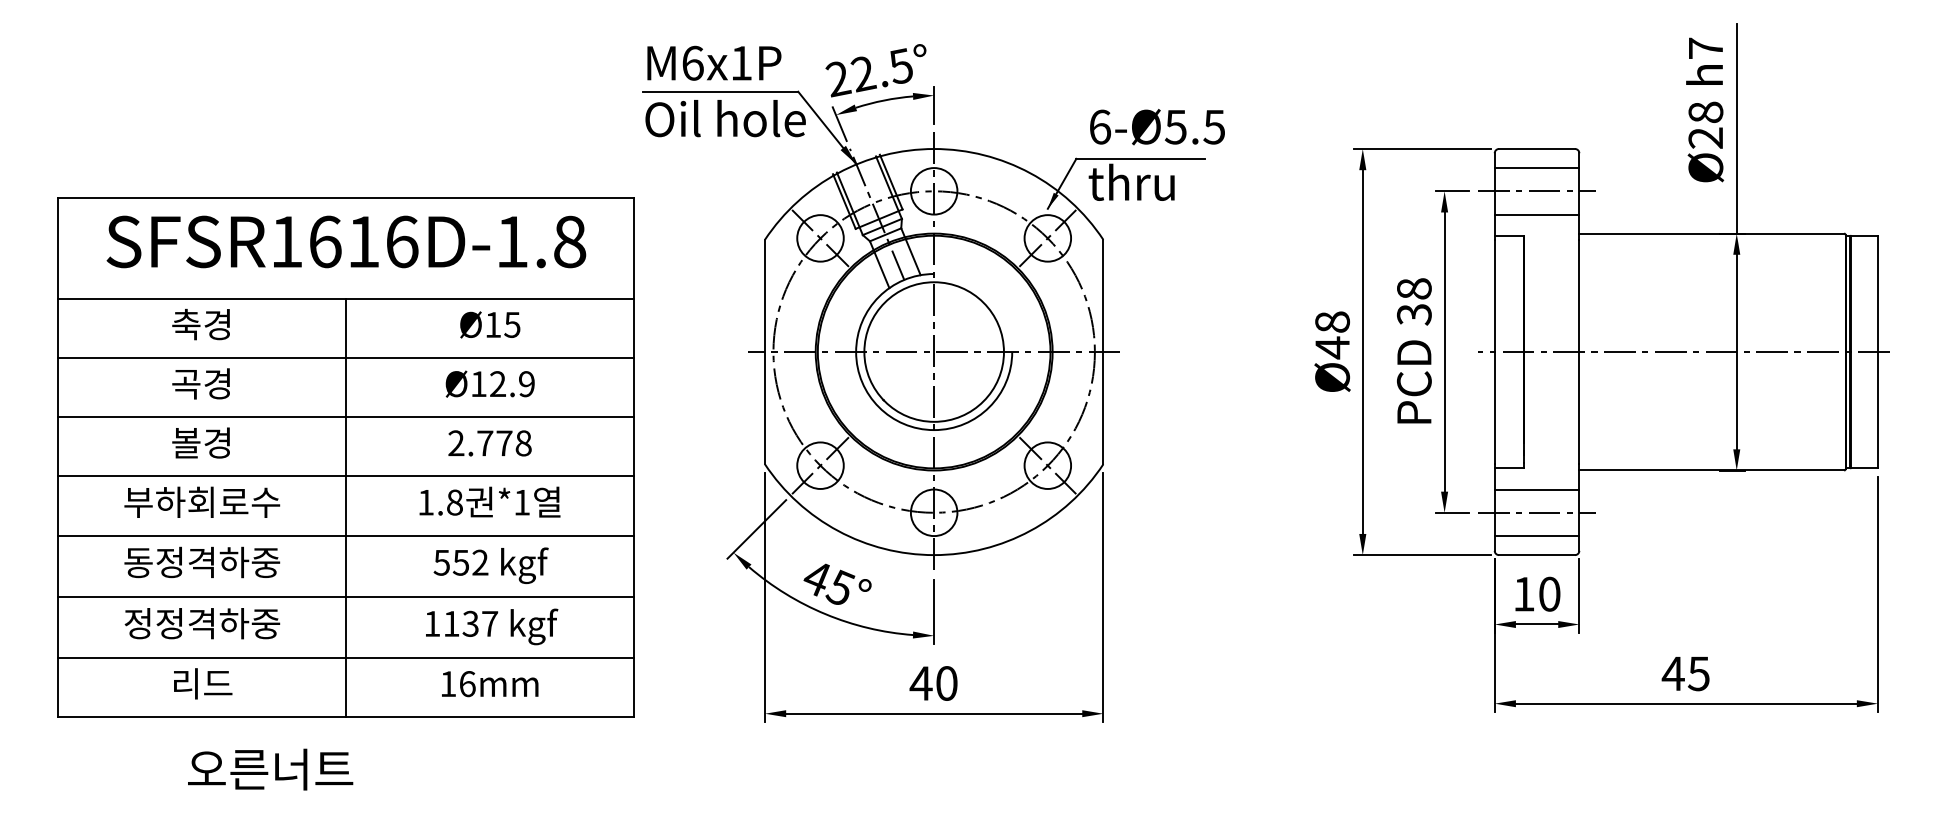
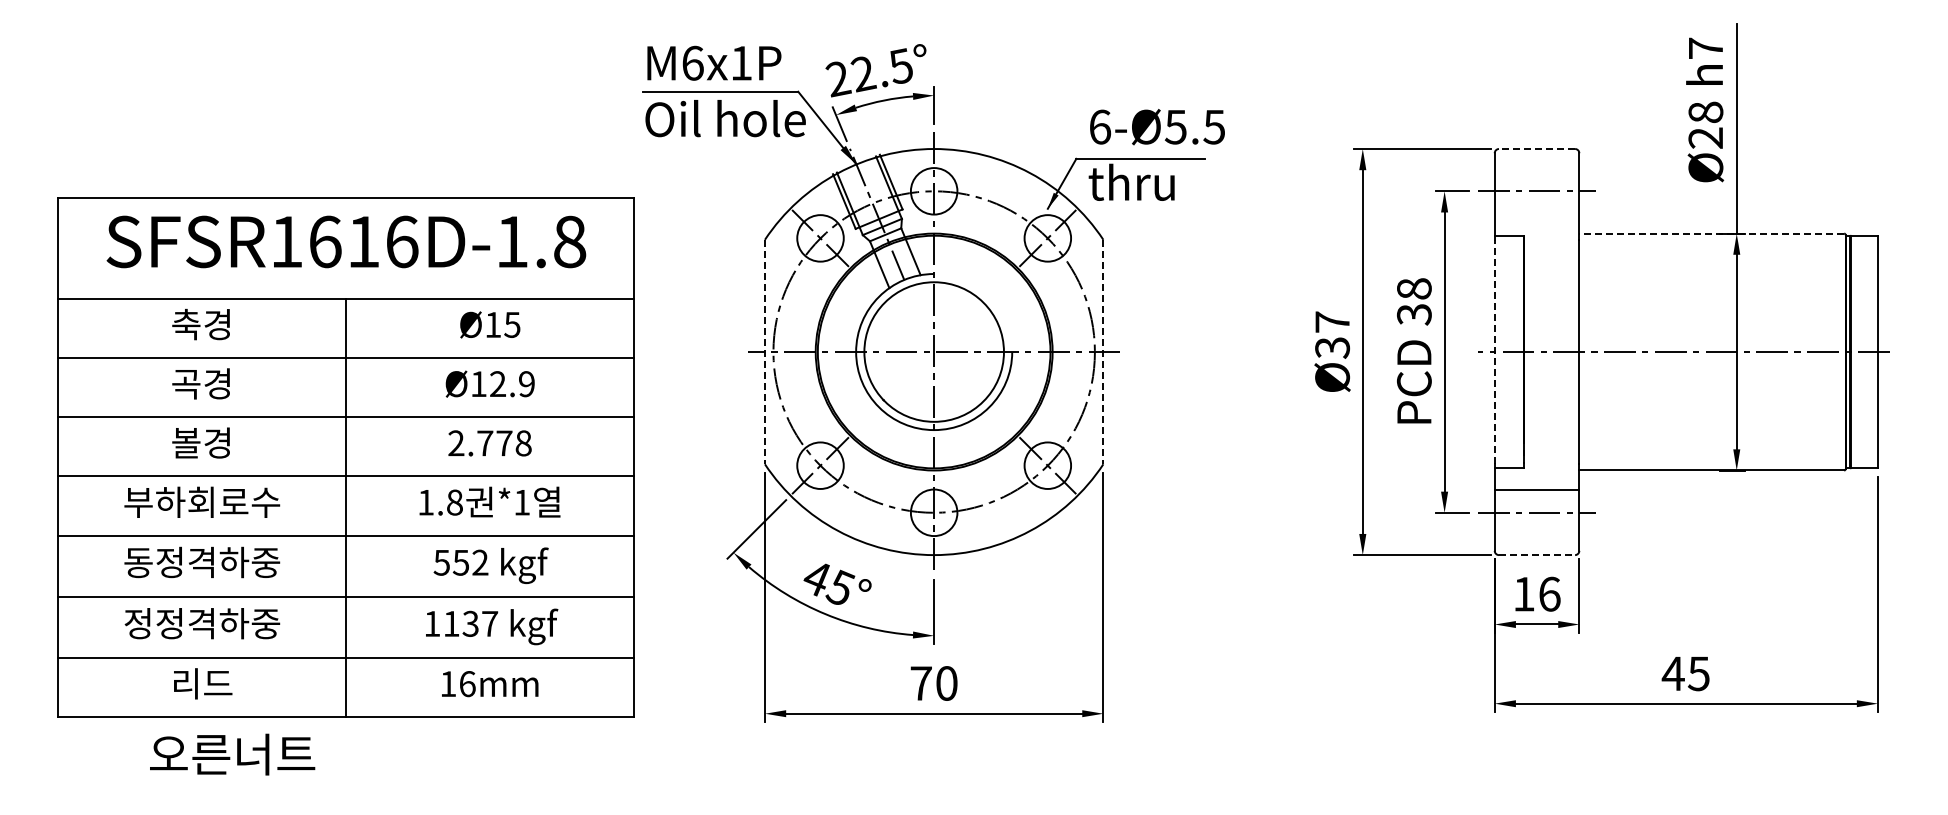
line: solid -> dashed (1536, 149)
line: present -> none (1536, 168)
line: present -> none (1536, 214)
line: solid -> dashed (1711, 233)
text: Ø48 -> Ø37 (1332, 335)
line: solid -> dashed (1494, 351)
line: solid -> dashed (764, 352)
line: solid -> dashed (1103, 352)
line: present -> none (1536, 536)
line: solid -> dashed (1537, 555)
text: 10 -> 16 (1549, 593)
text: 40 -> 70 (920, 683)
text position: (270, 769) -> (232, 754) (232, 754)
